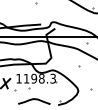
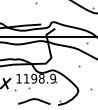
text: 1198.3 -> 1198.9 (53, 78)
